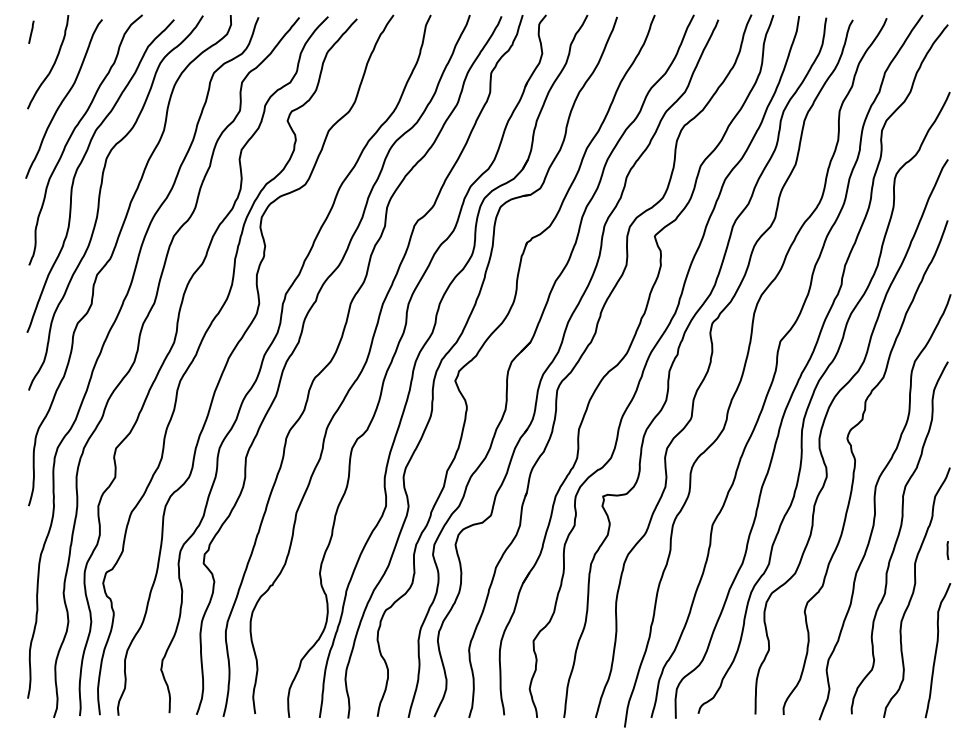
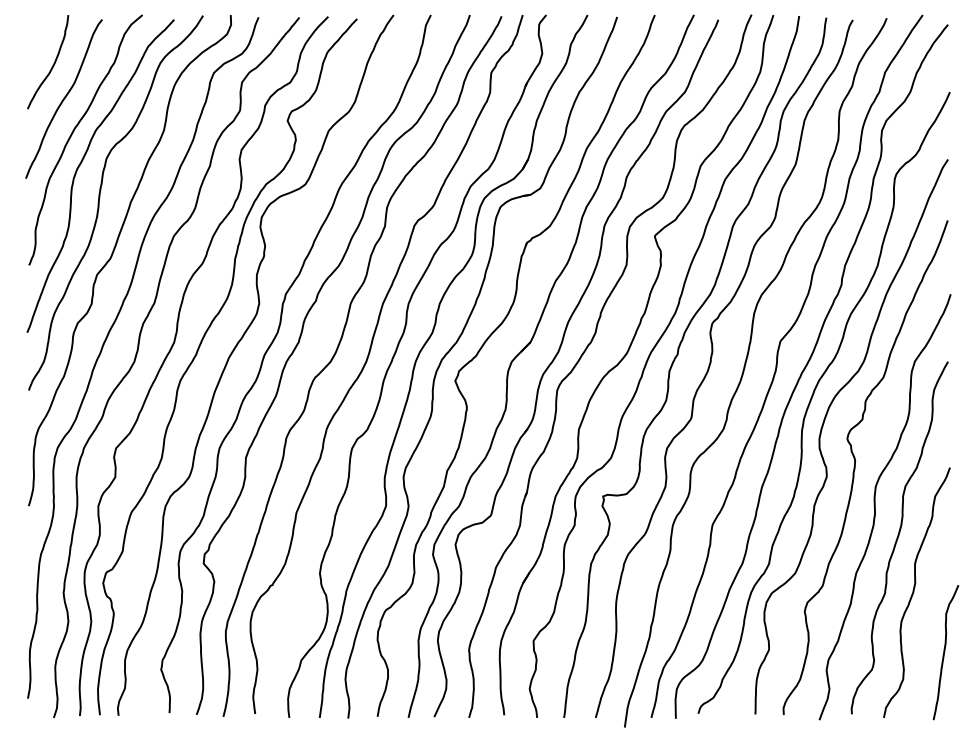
line: present -> none (31, 31)
line: present -> none (947, 550)
curve position: (937, 650) -> (945, 652) (945, 652)
